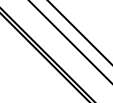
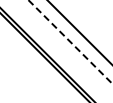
line: solid -> dashed (70, 41)
